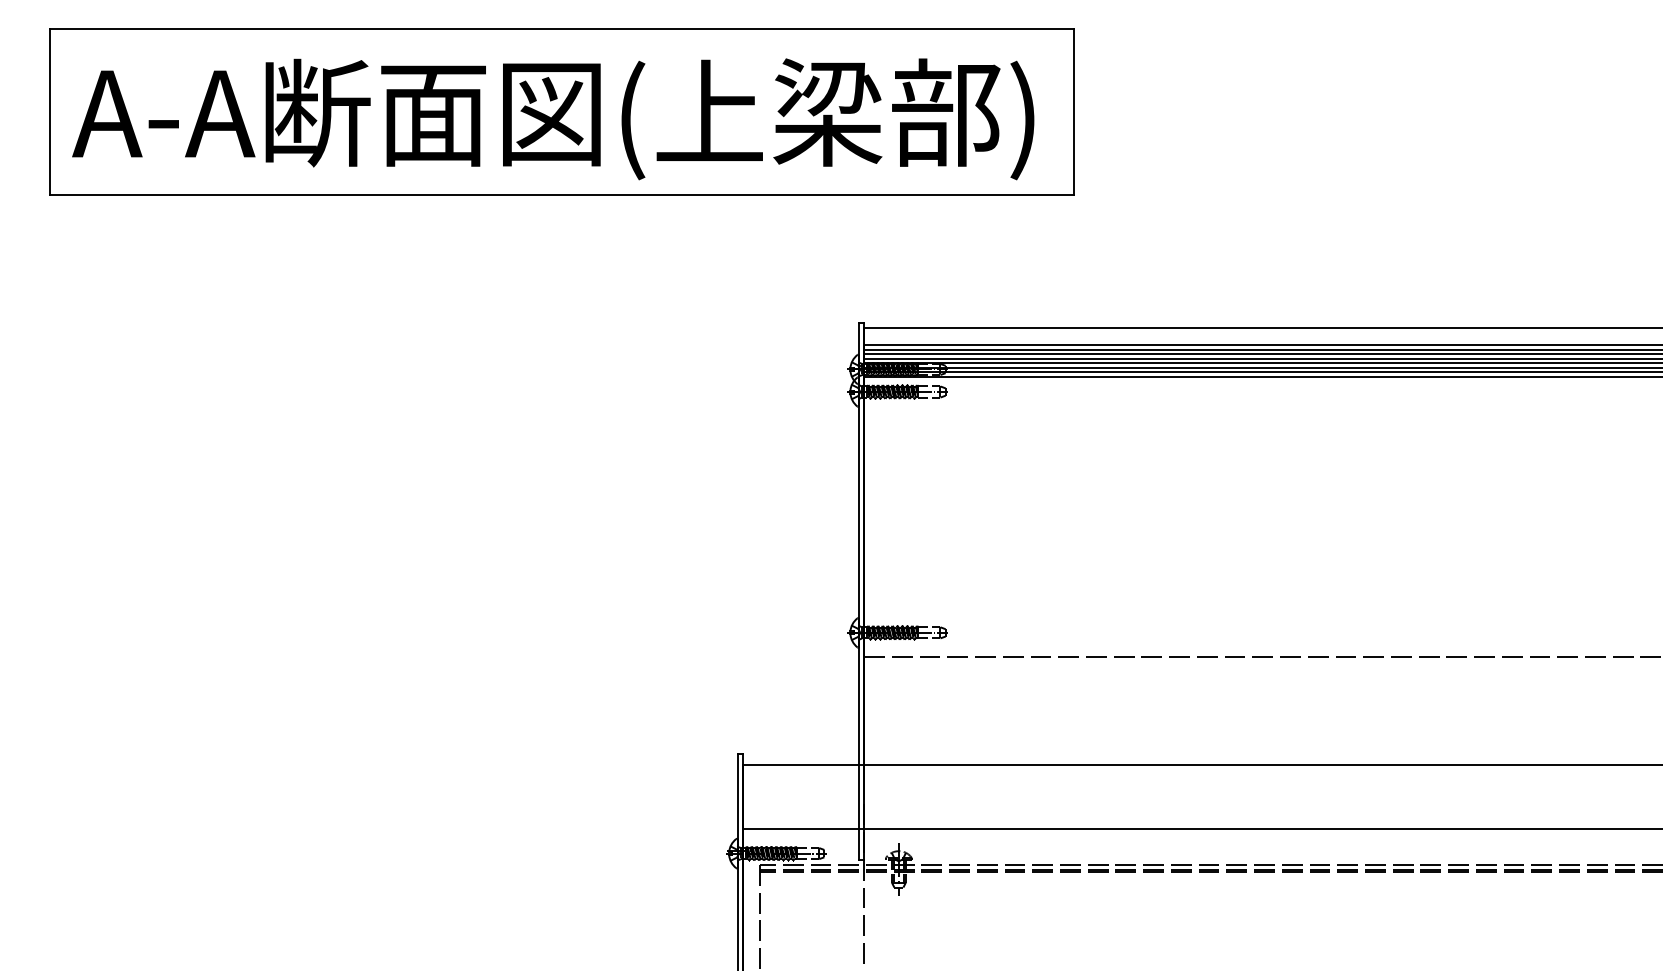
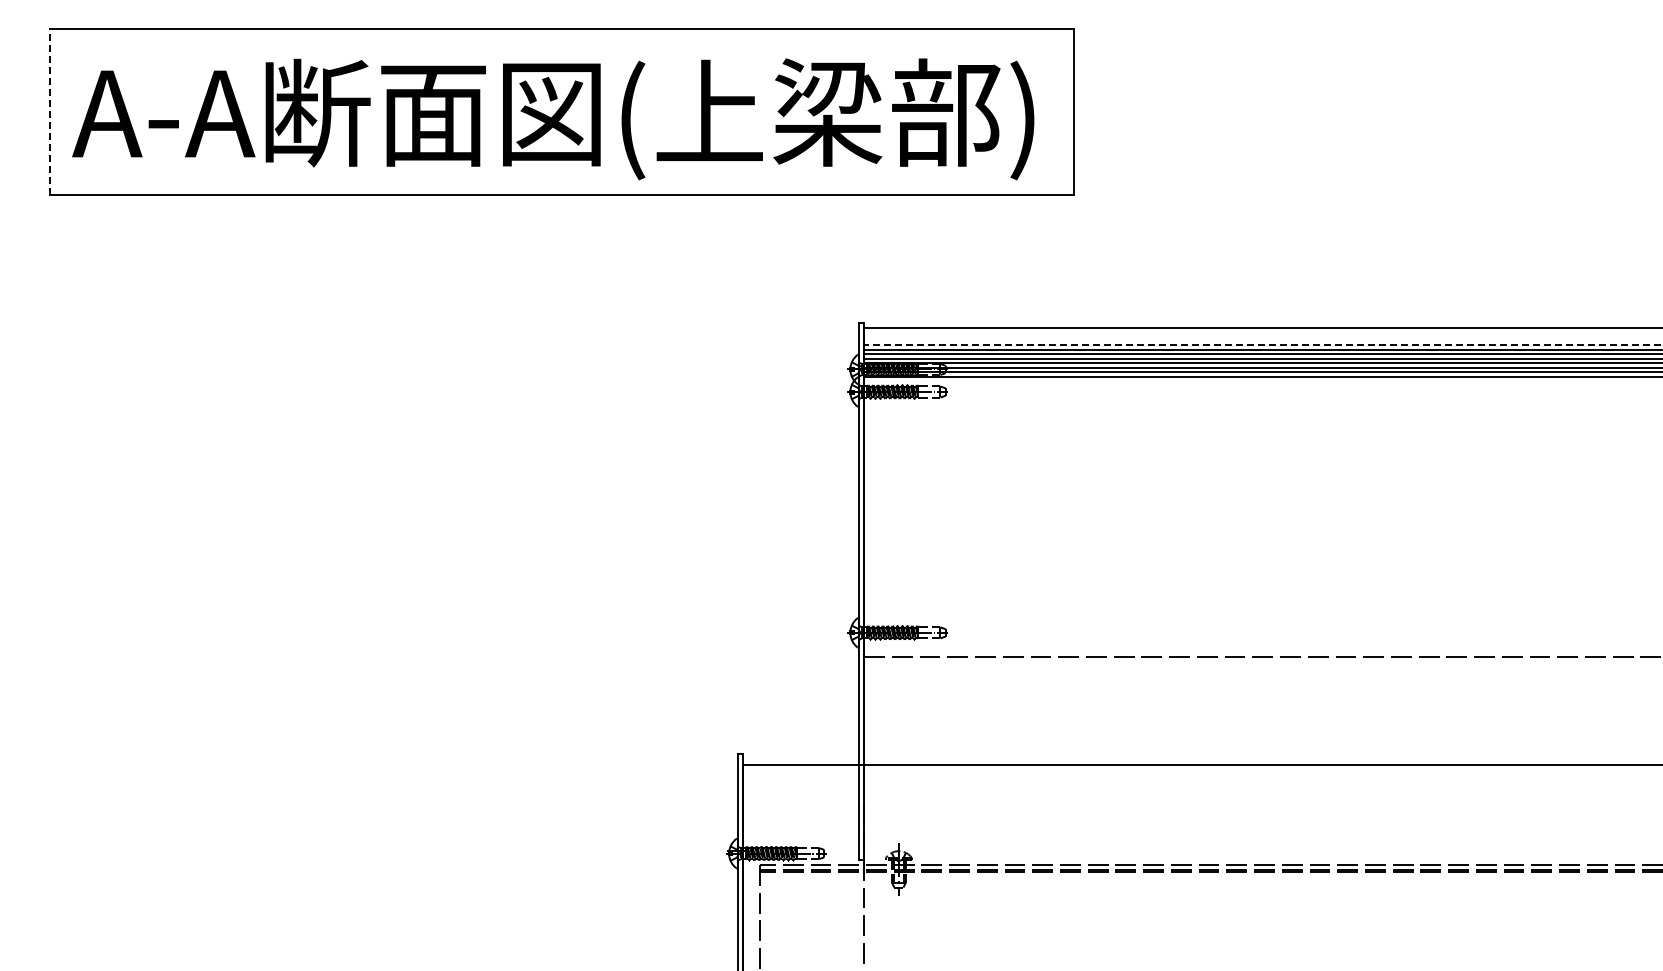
line: solid -> dashed (49, 111)
line: solid -> dashed (1263, 345)
line: present -> none (1200, 829)
